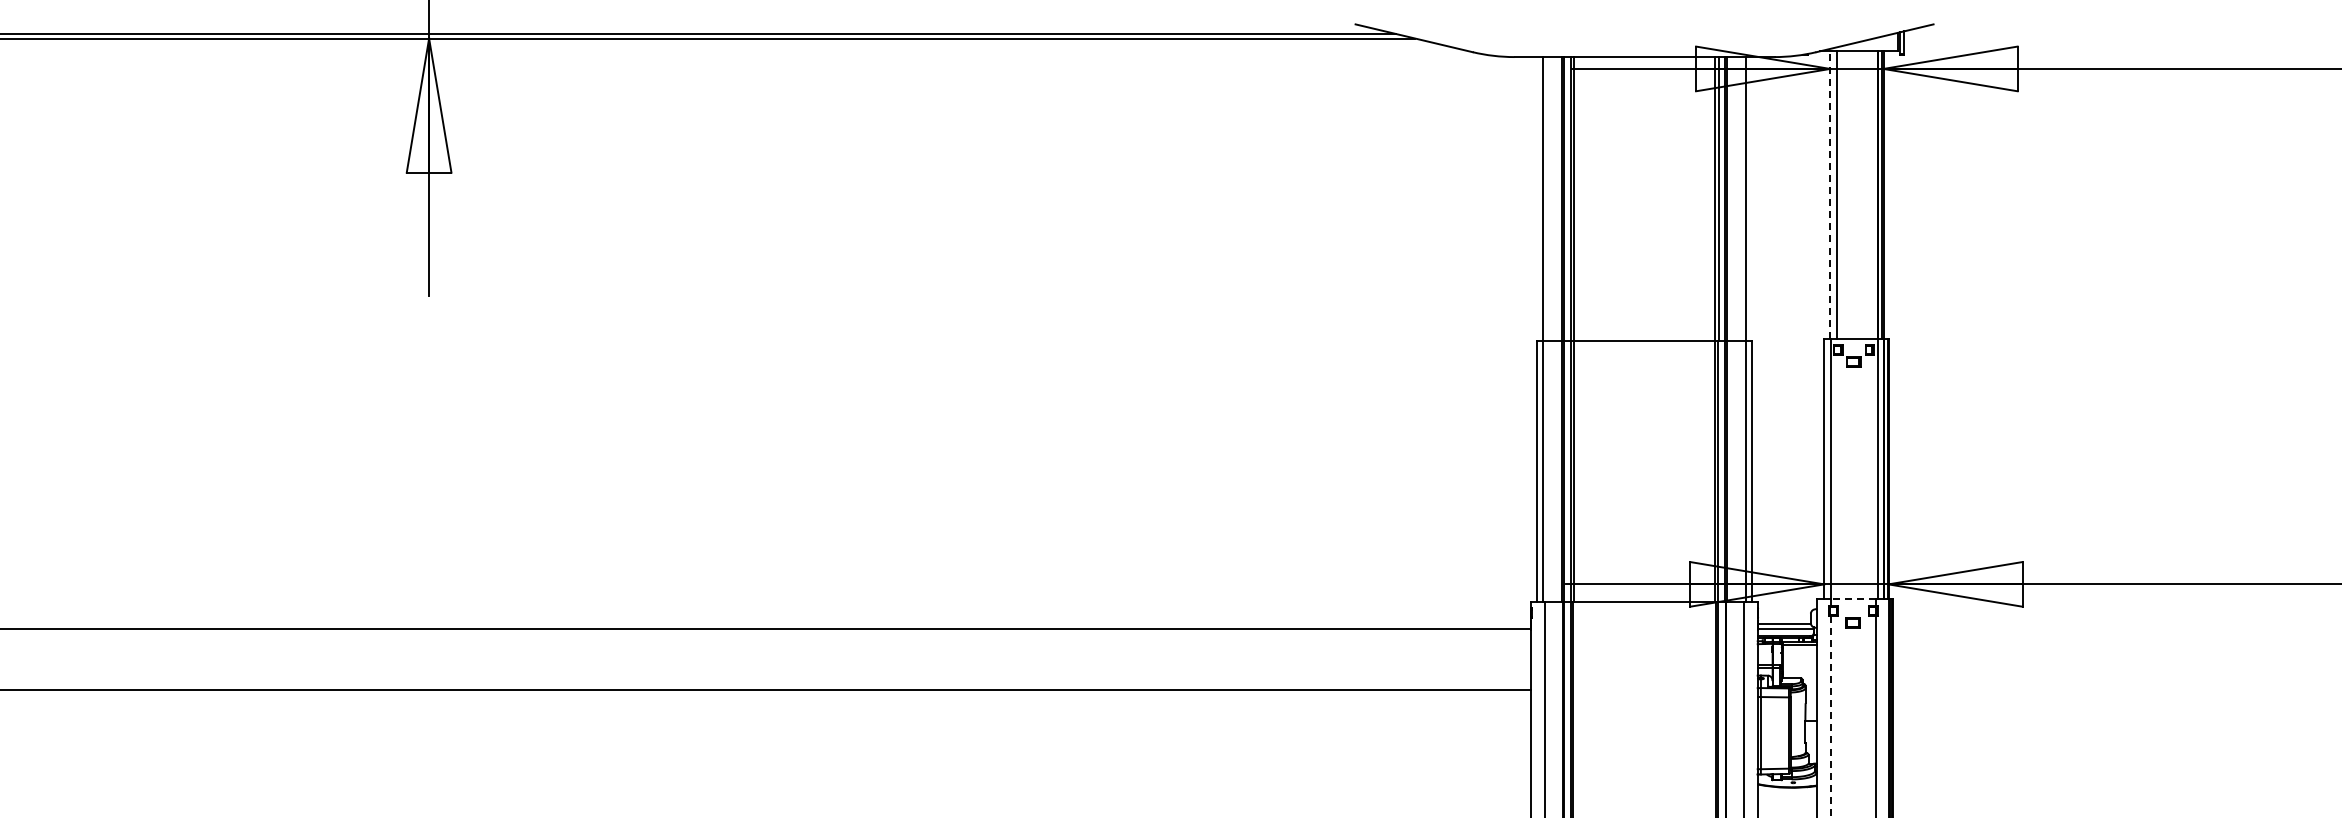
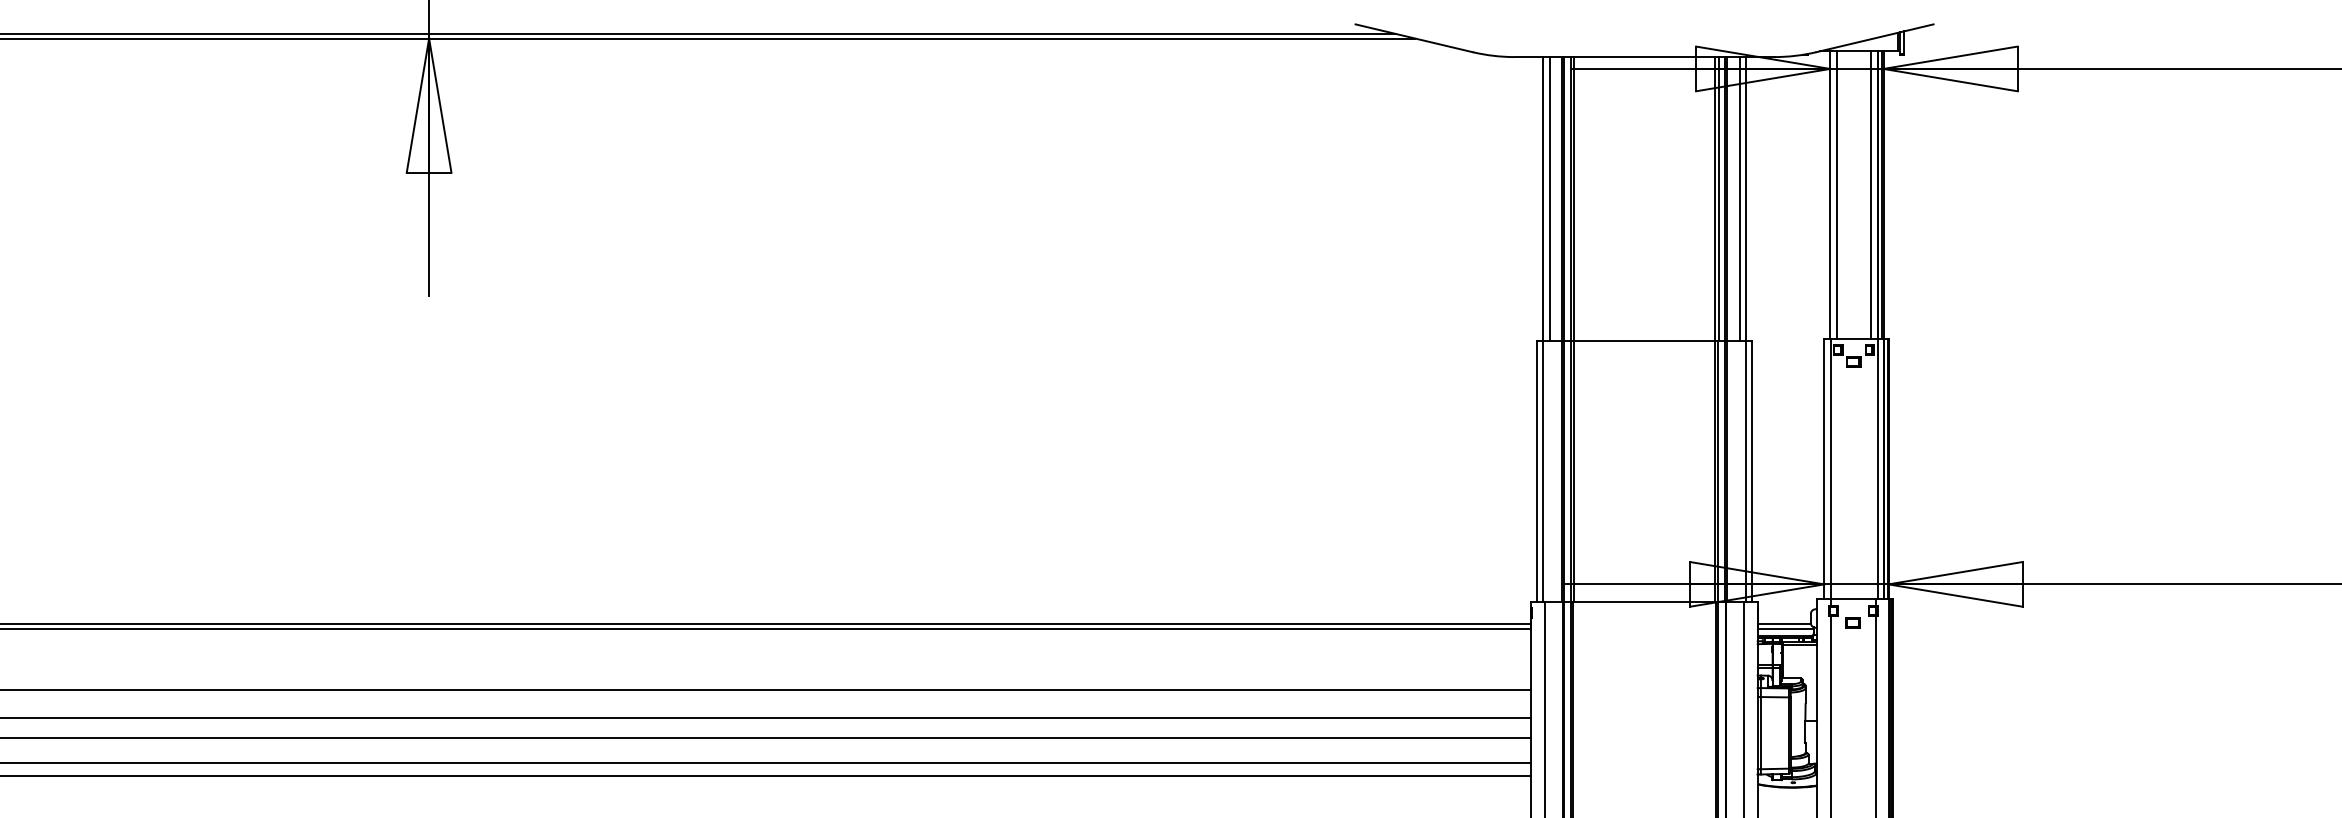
line: dashed -> solid (1830, 195)
line: none -> present (1871, 195)
line: none -> present (1549, 199)
line: none -> present (1739, 199)
line: dashed -> solid (1853, 599)
line: none -> present (766, 624)
line: dashed -> solid (1830, 716)
line: none -> present (766, 717)
line: none -> present (766, 738)
line: none -> present (766, 762)
line: none -> present (766, 776)
